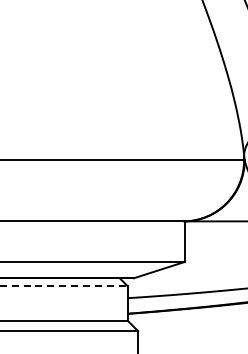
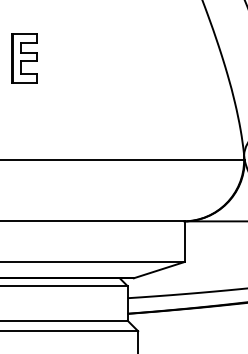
part: none -> present (24, 58)
line: dashed -> solid (64, 286)
